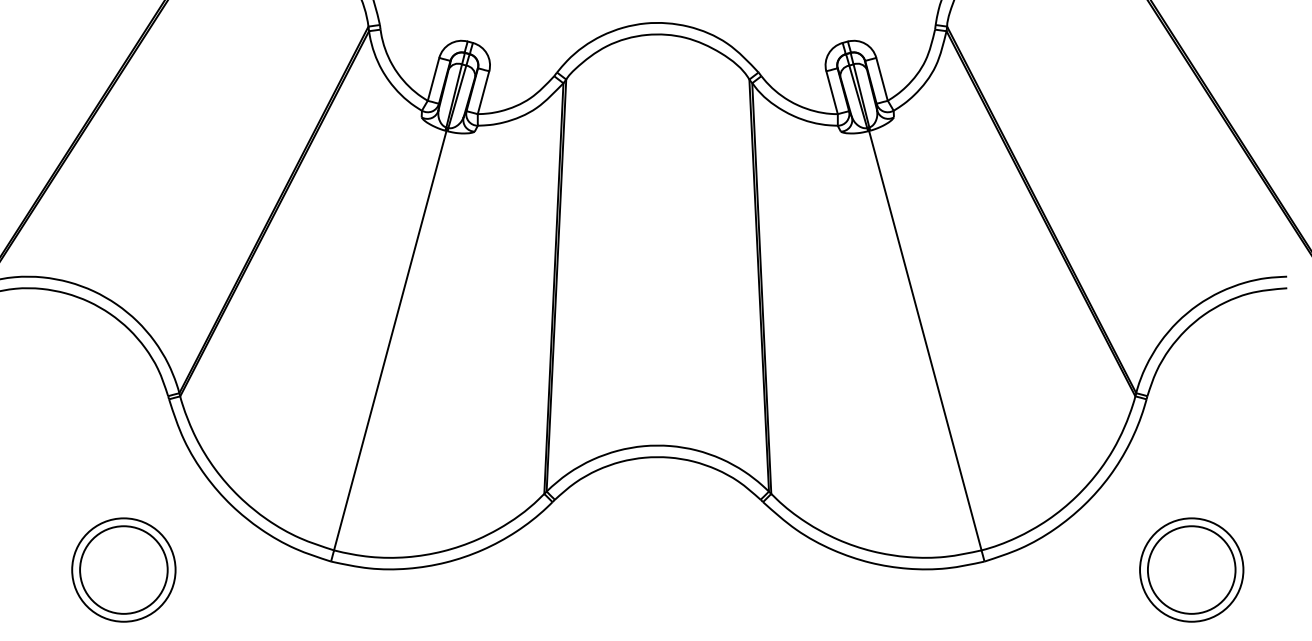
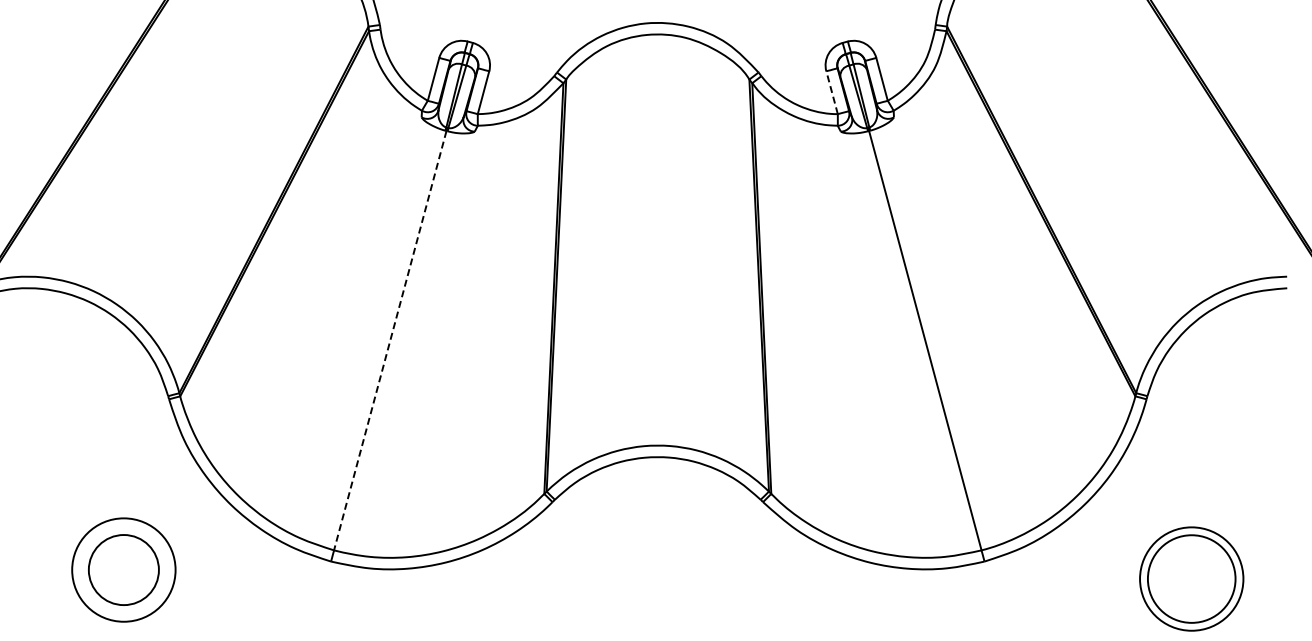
line: solid -> dashed (831, 92)
line: solid -> dashed (390, 341)
circle diameter: 88 px -> 70 px (123, 570)
part position: (1191, 569) -> (1191, 578) (1191, 578)
